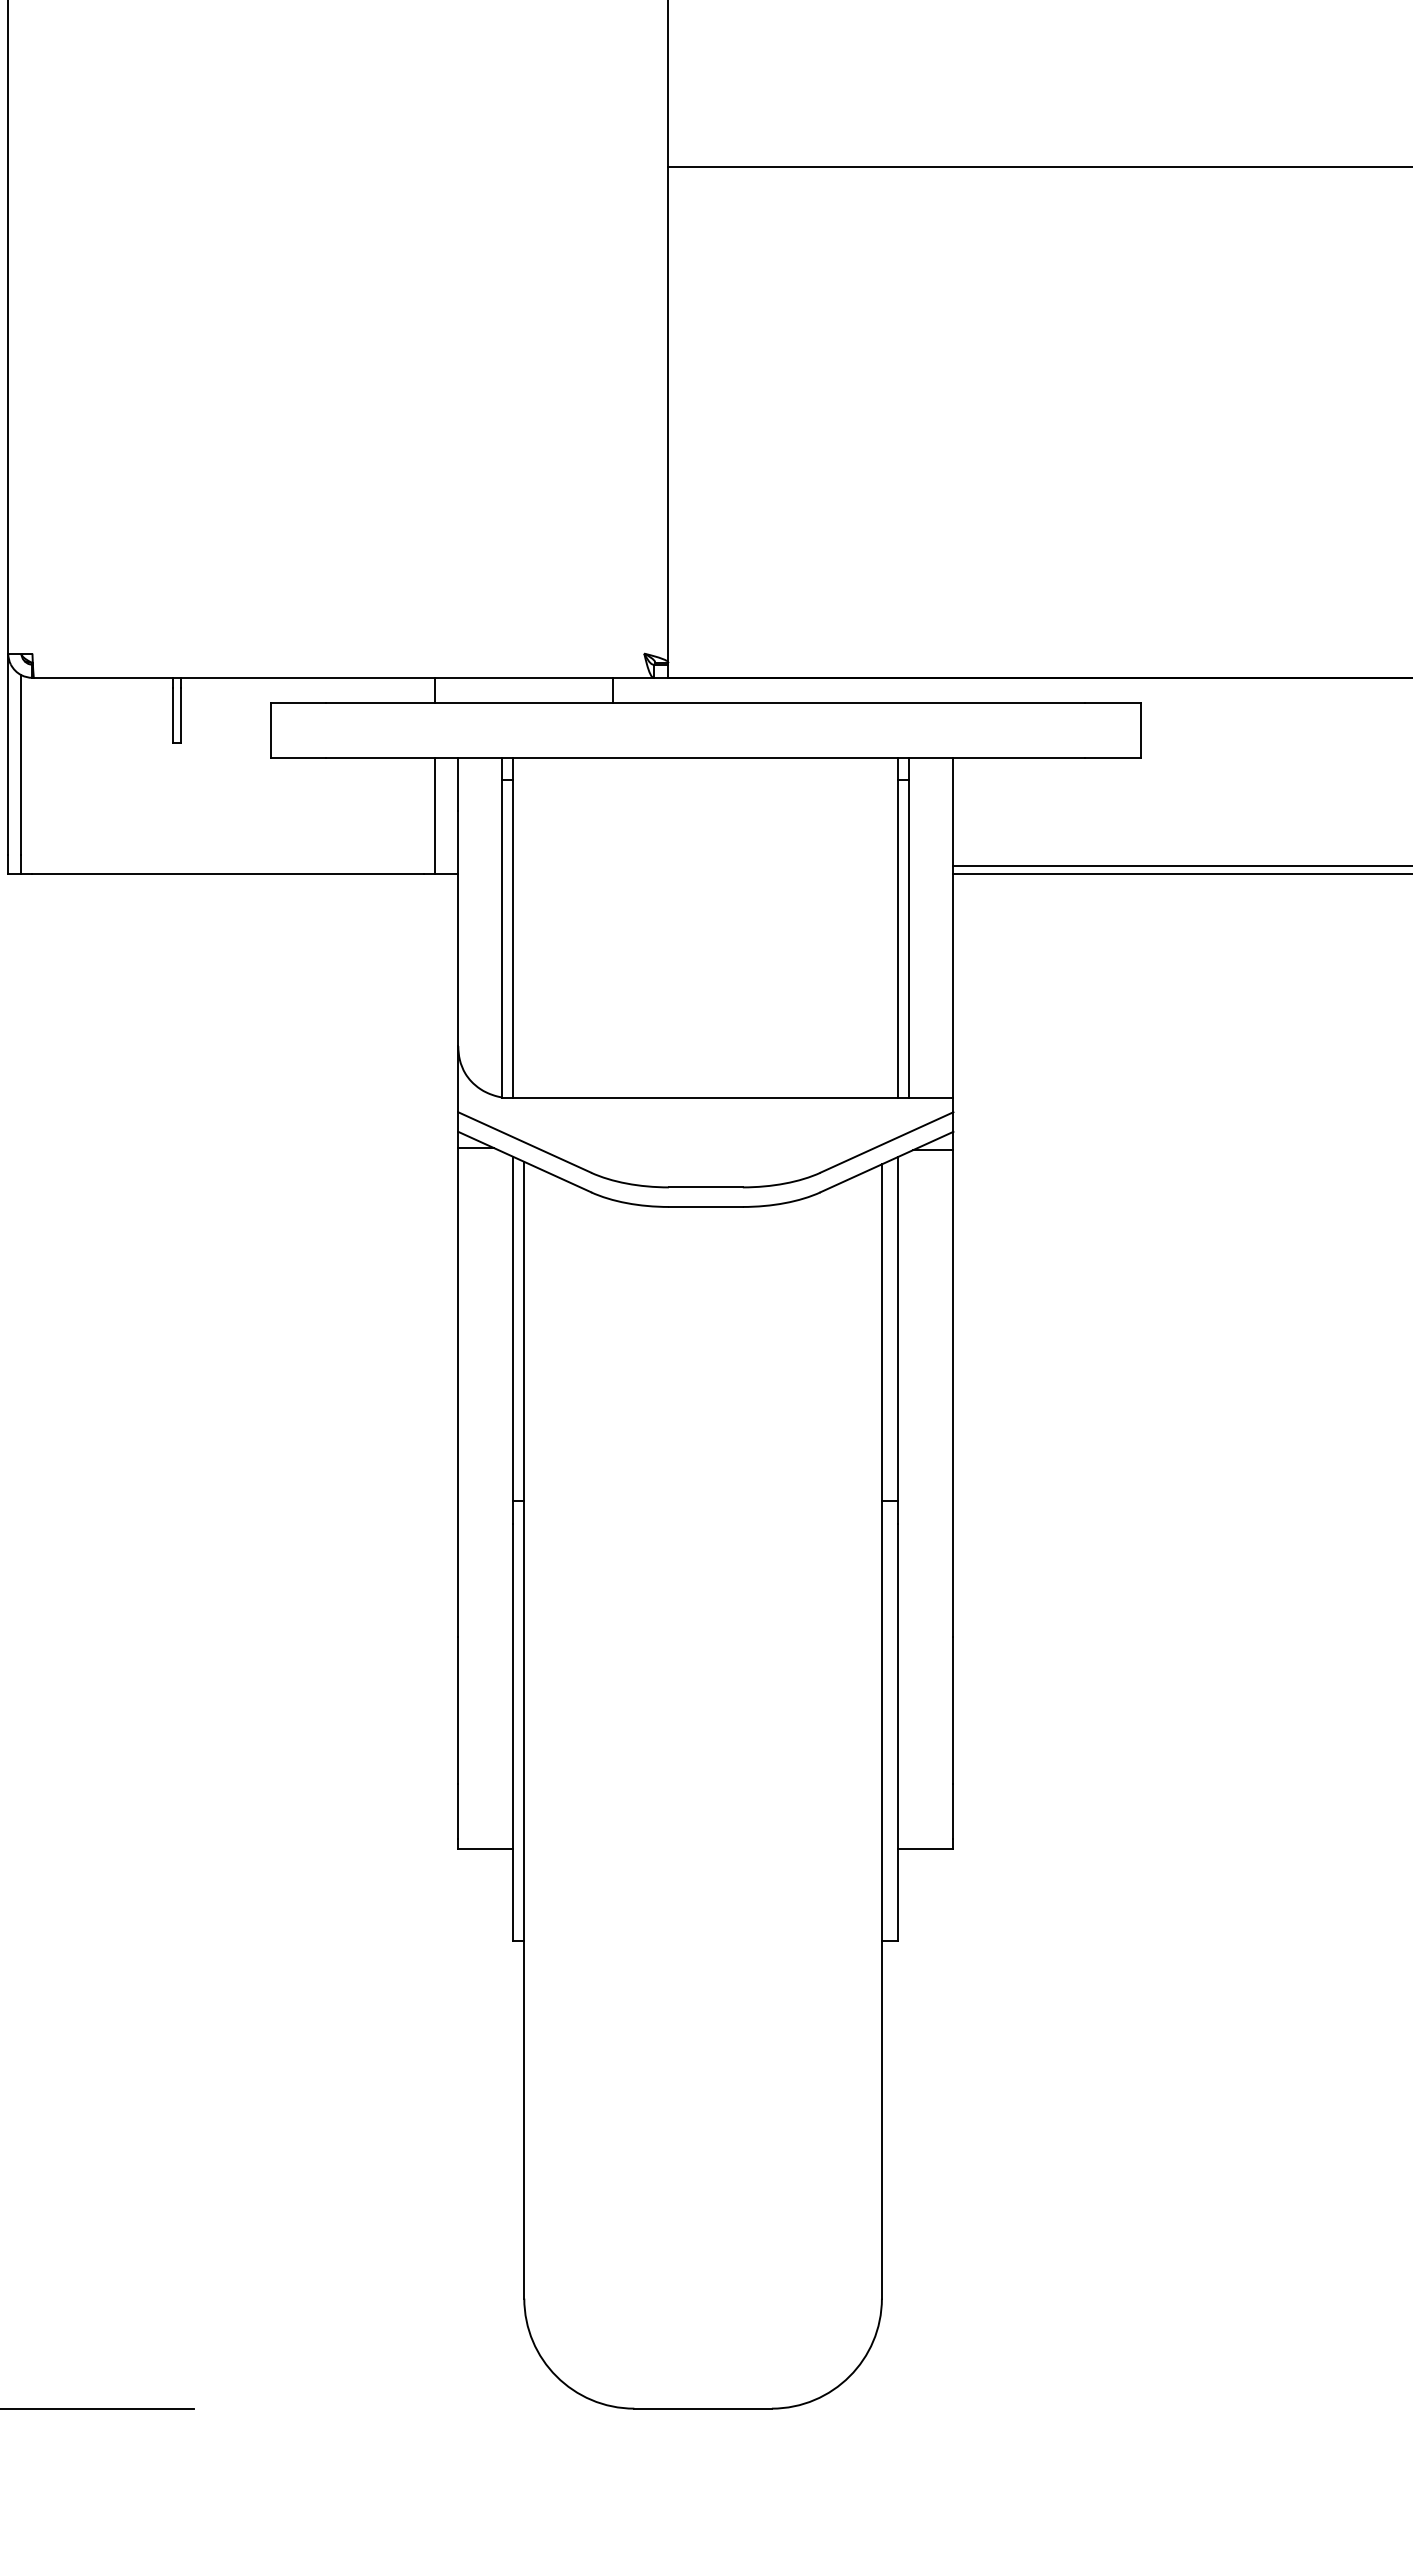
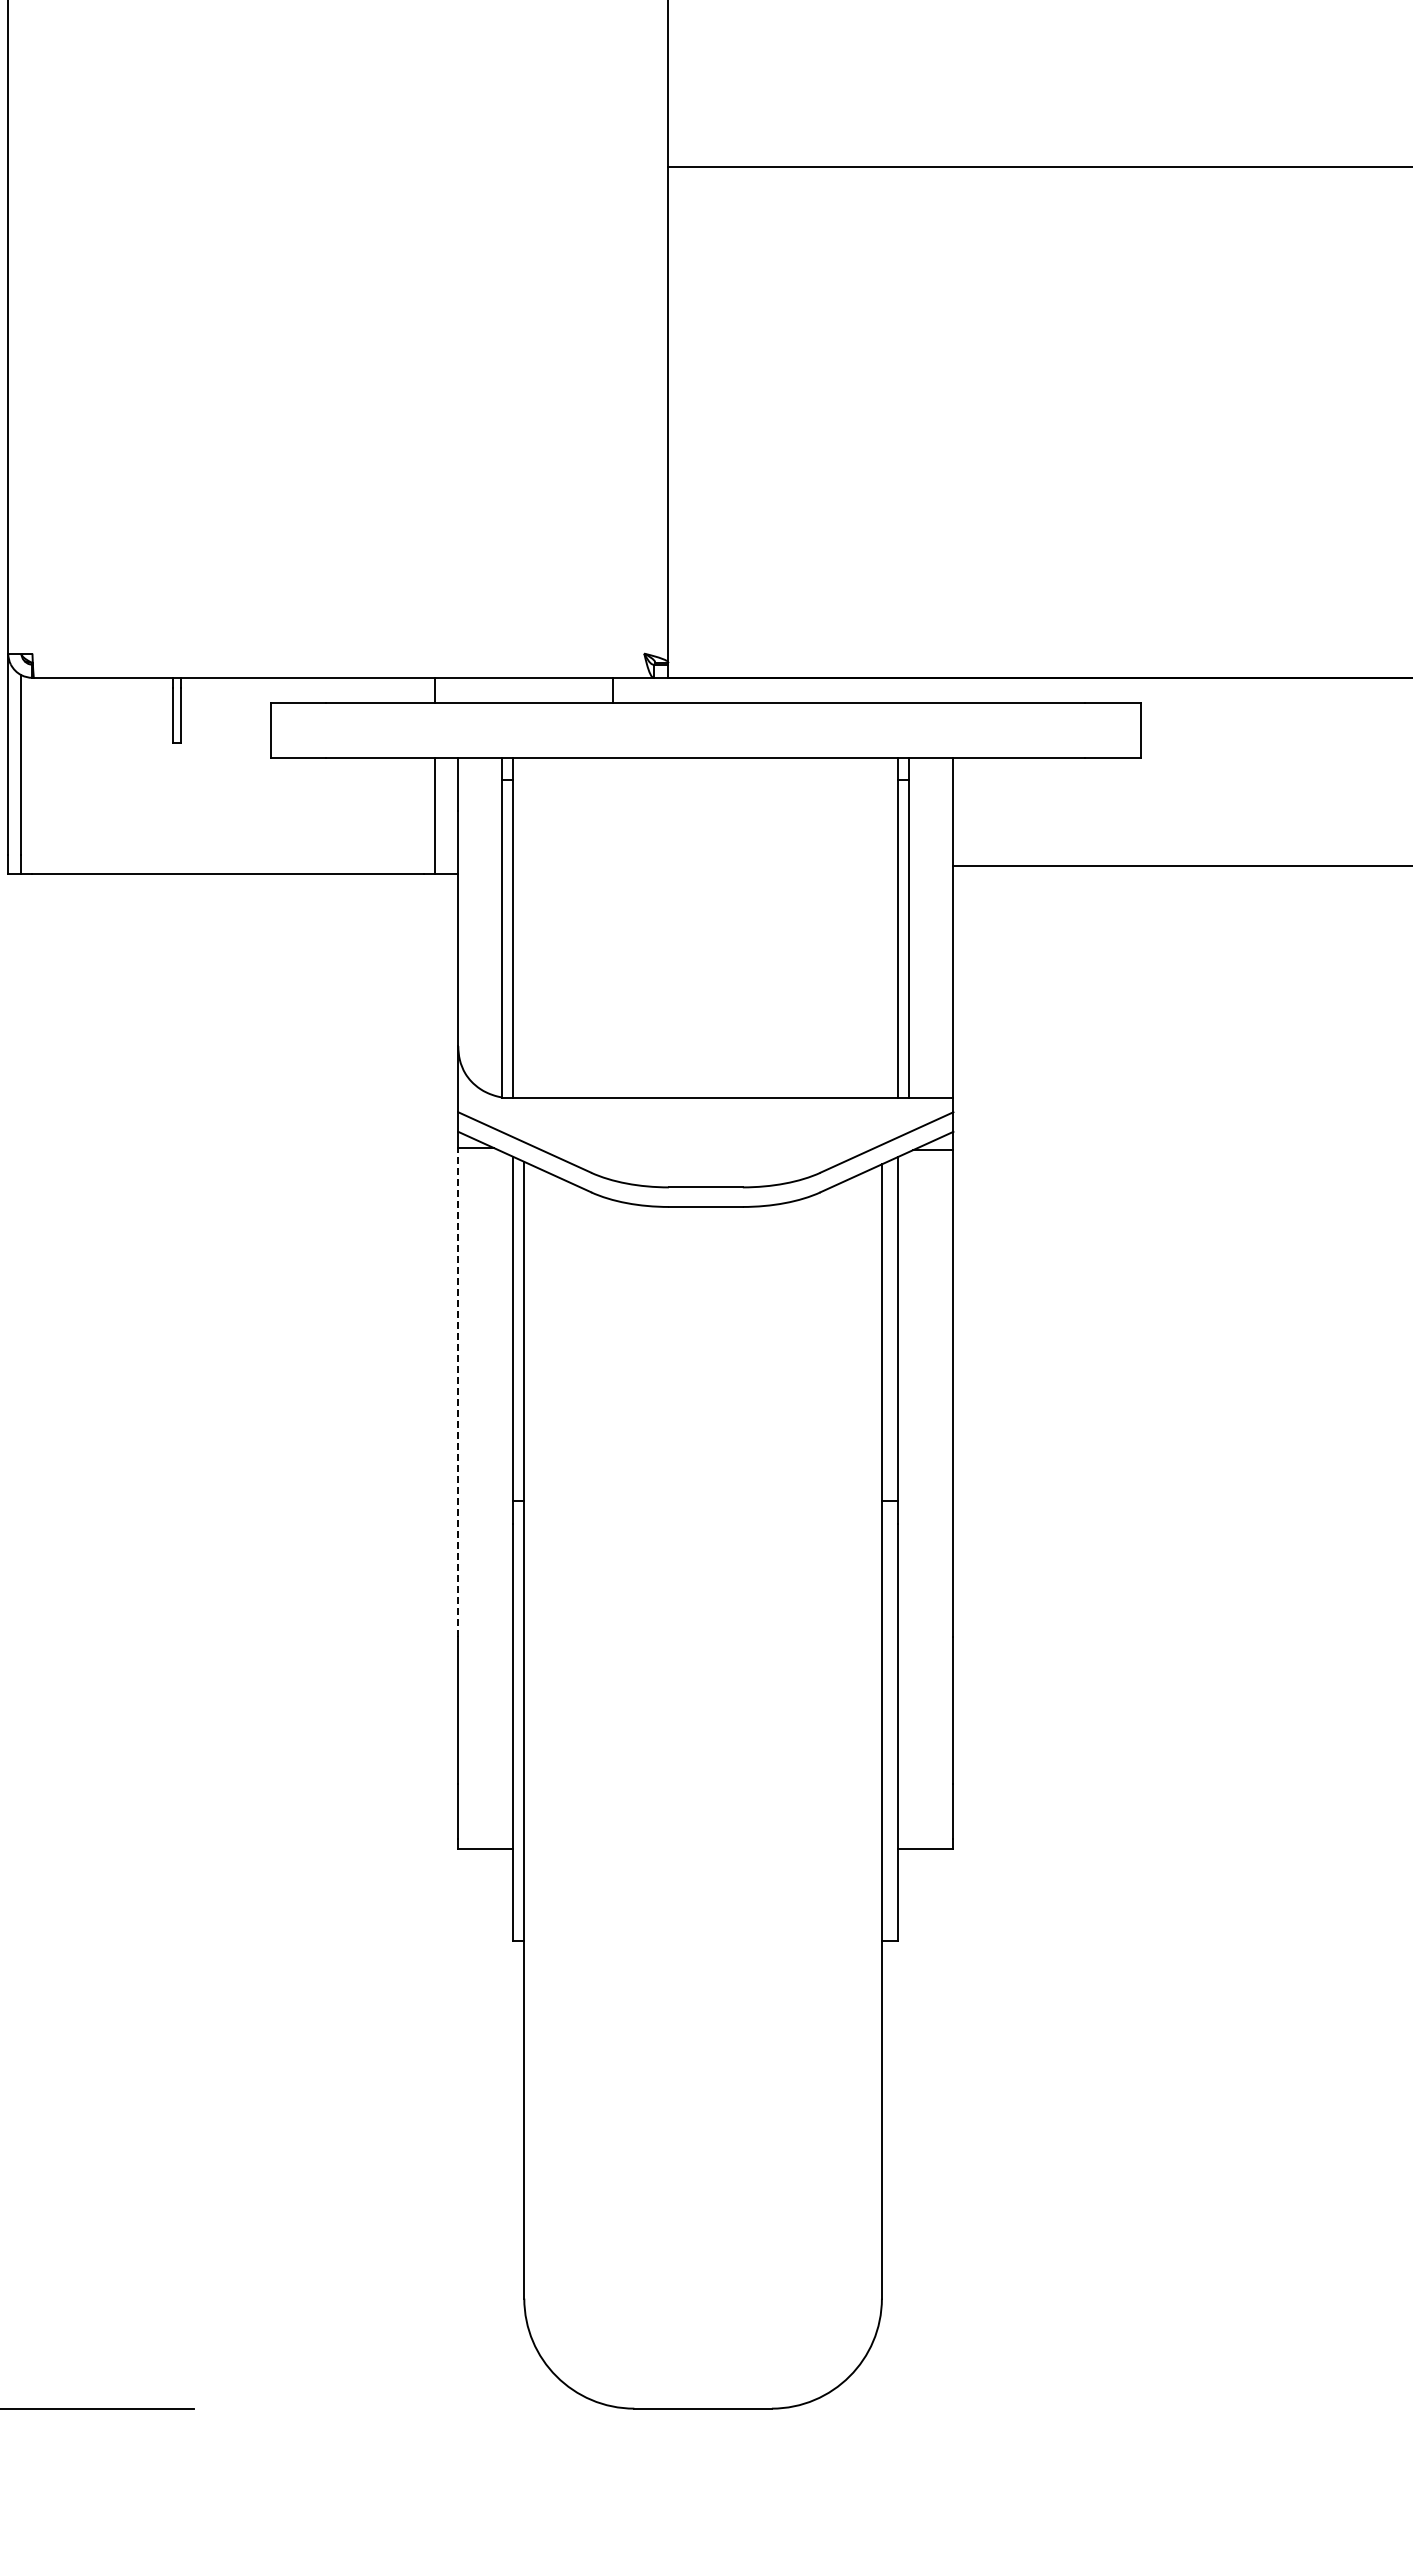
line: present -> none (1181, 873)
line: solid -> dashed (458, 1392)
